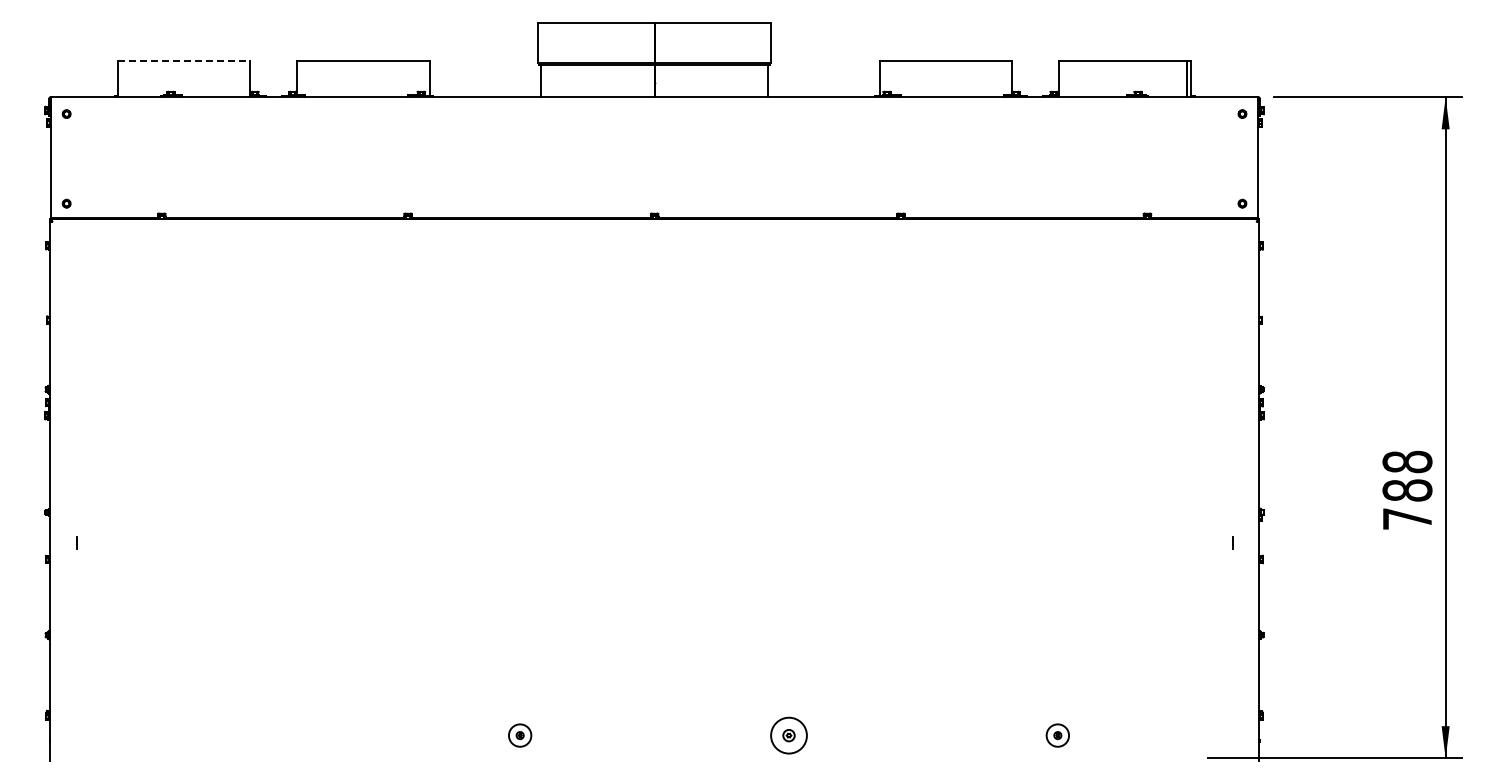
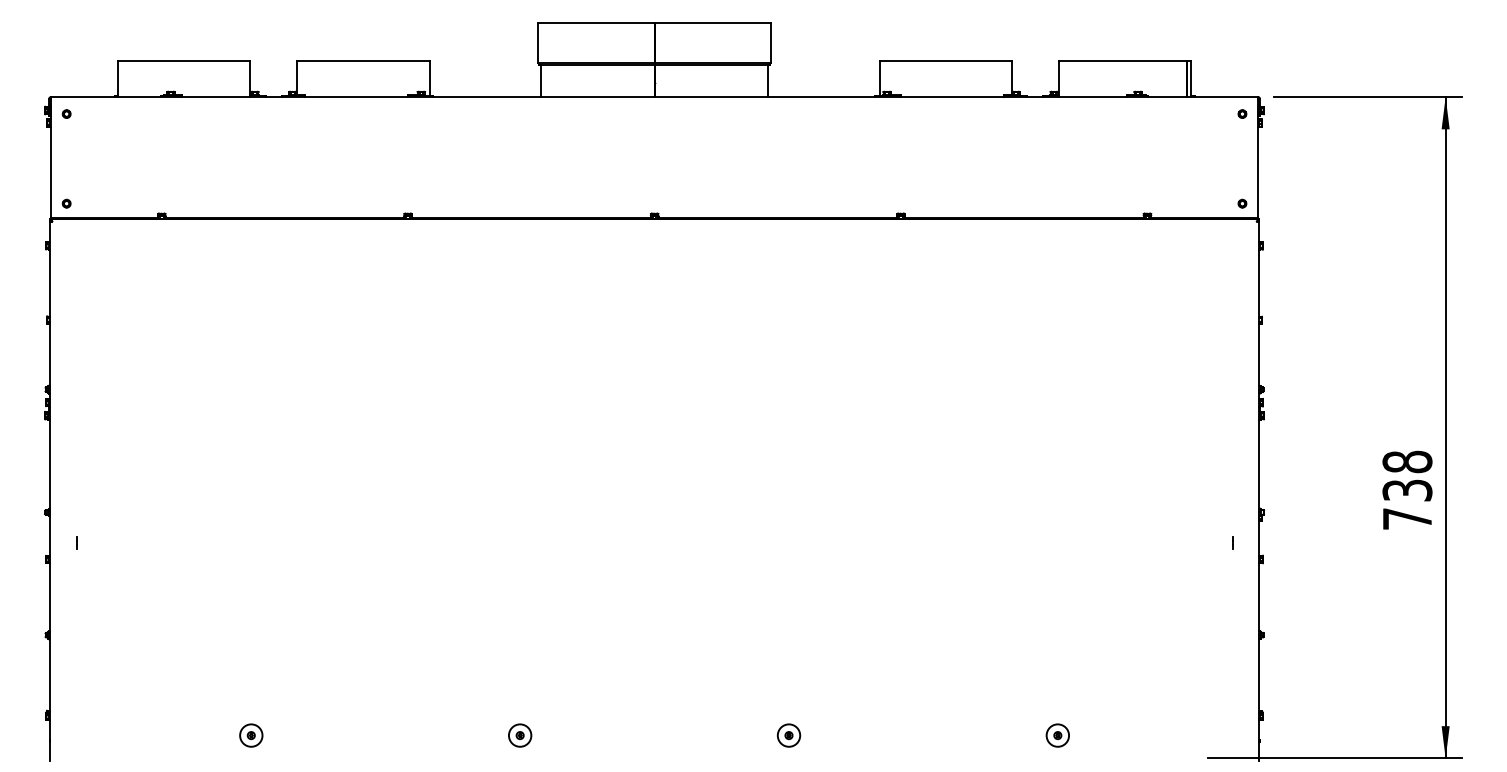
line: dashed -> solid (184, 61)
text: 788 -> 738 (1407, 490)
part: none -> present (251, 735)
part size: 38x39 px -> 26x25 px (788, 735)
